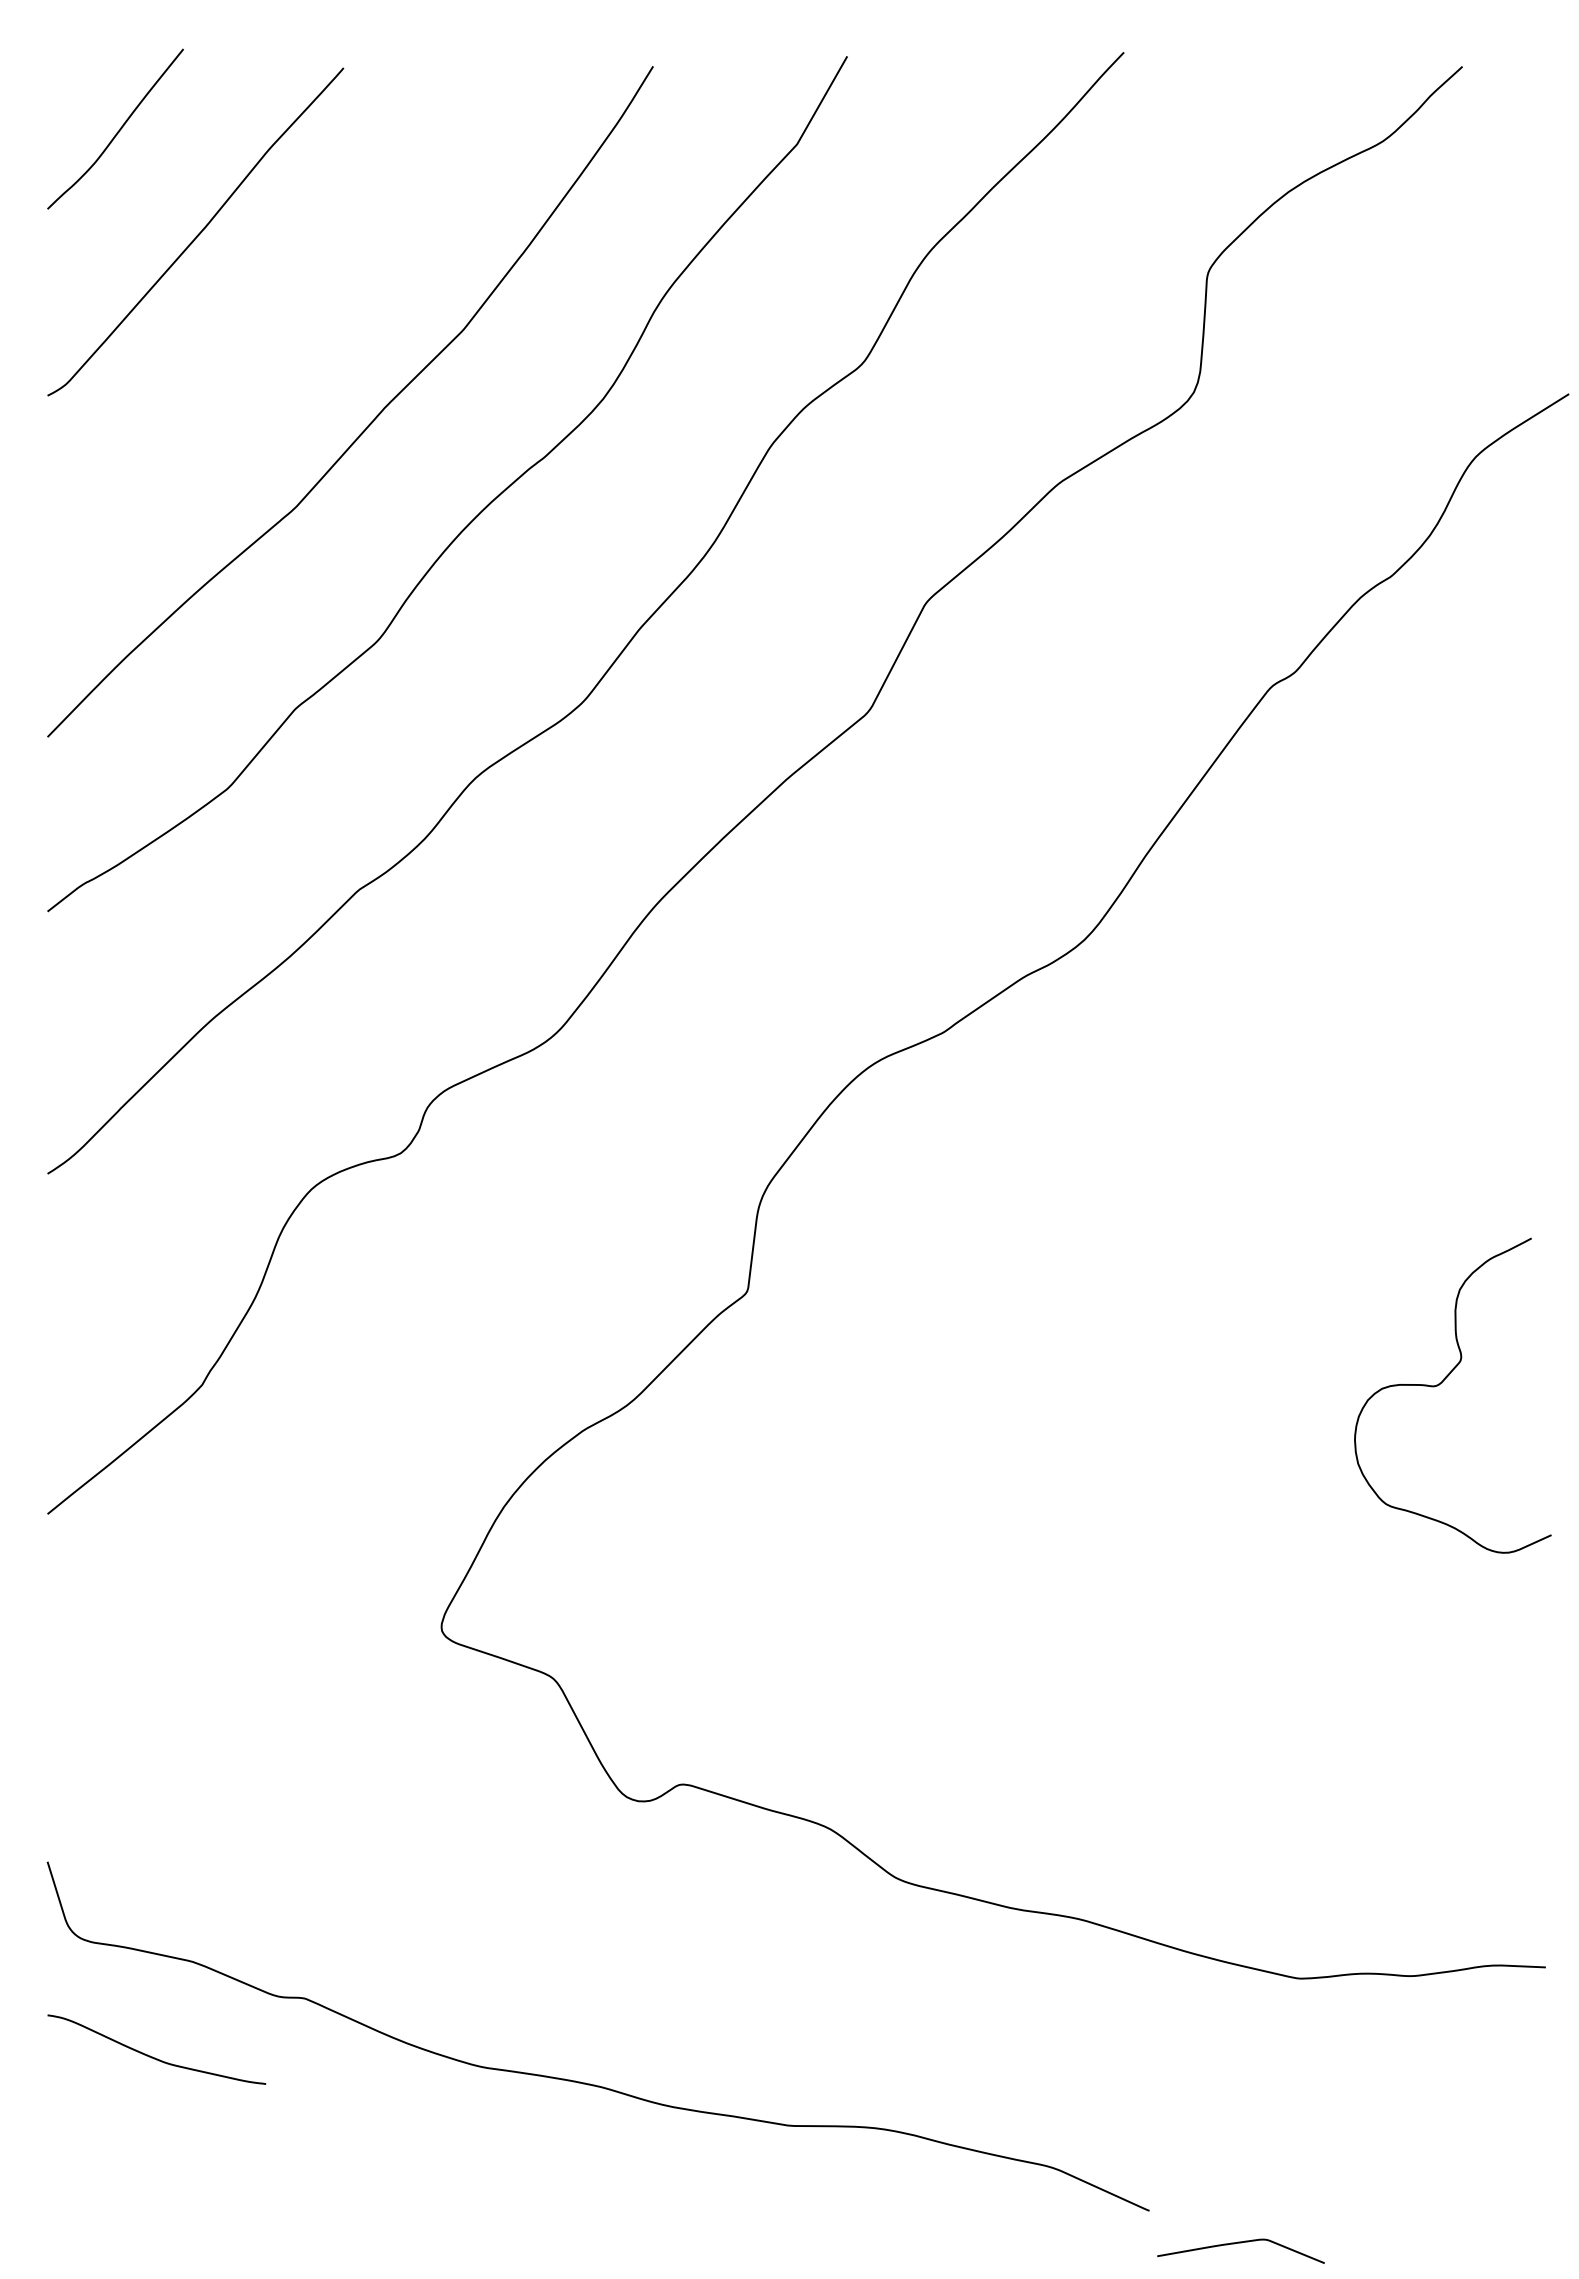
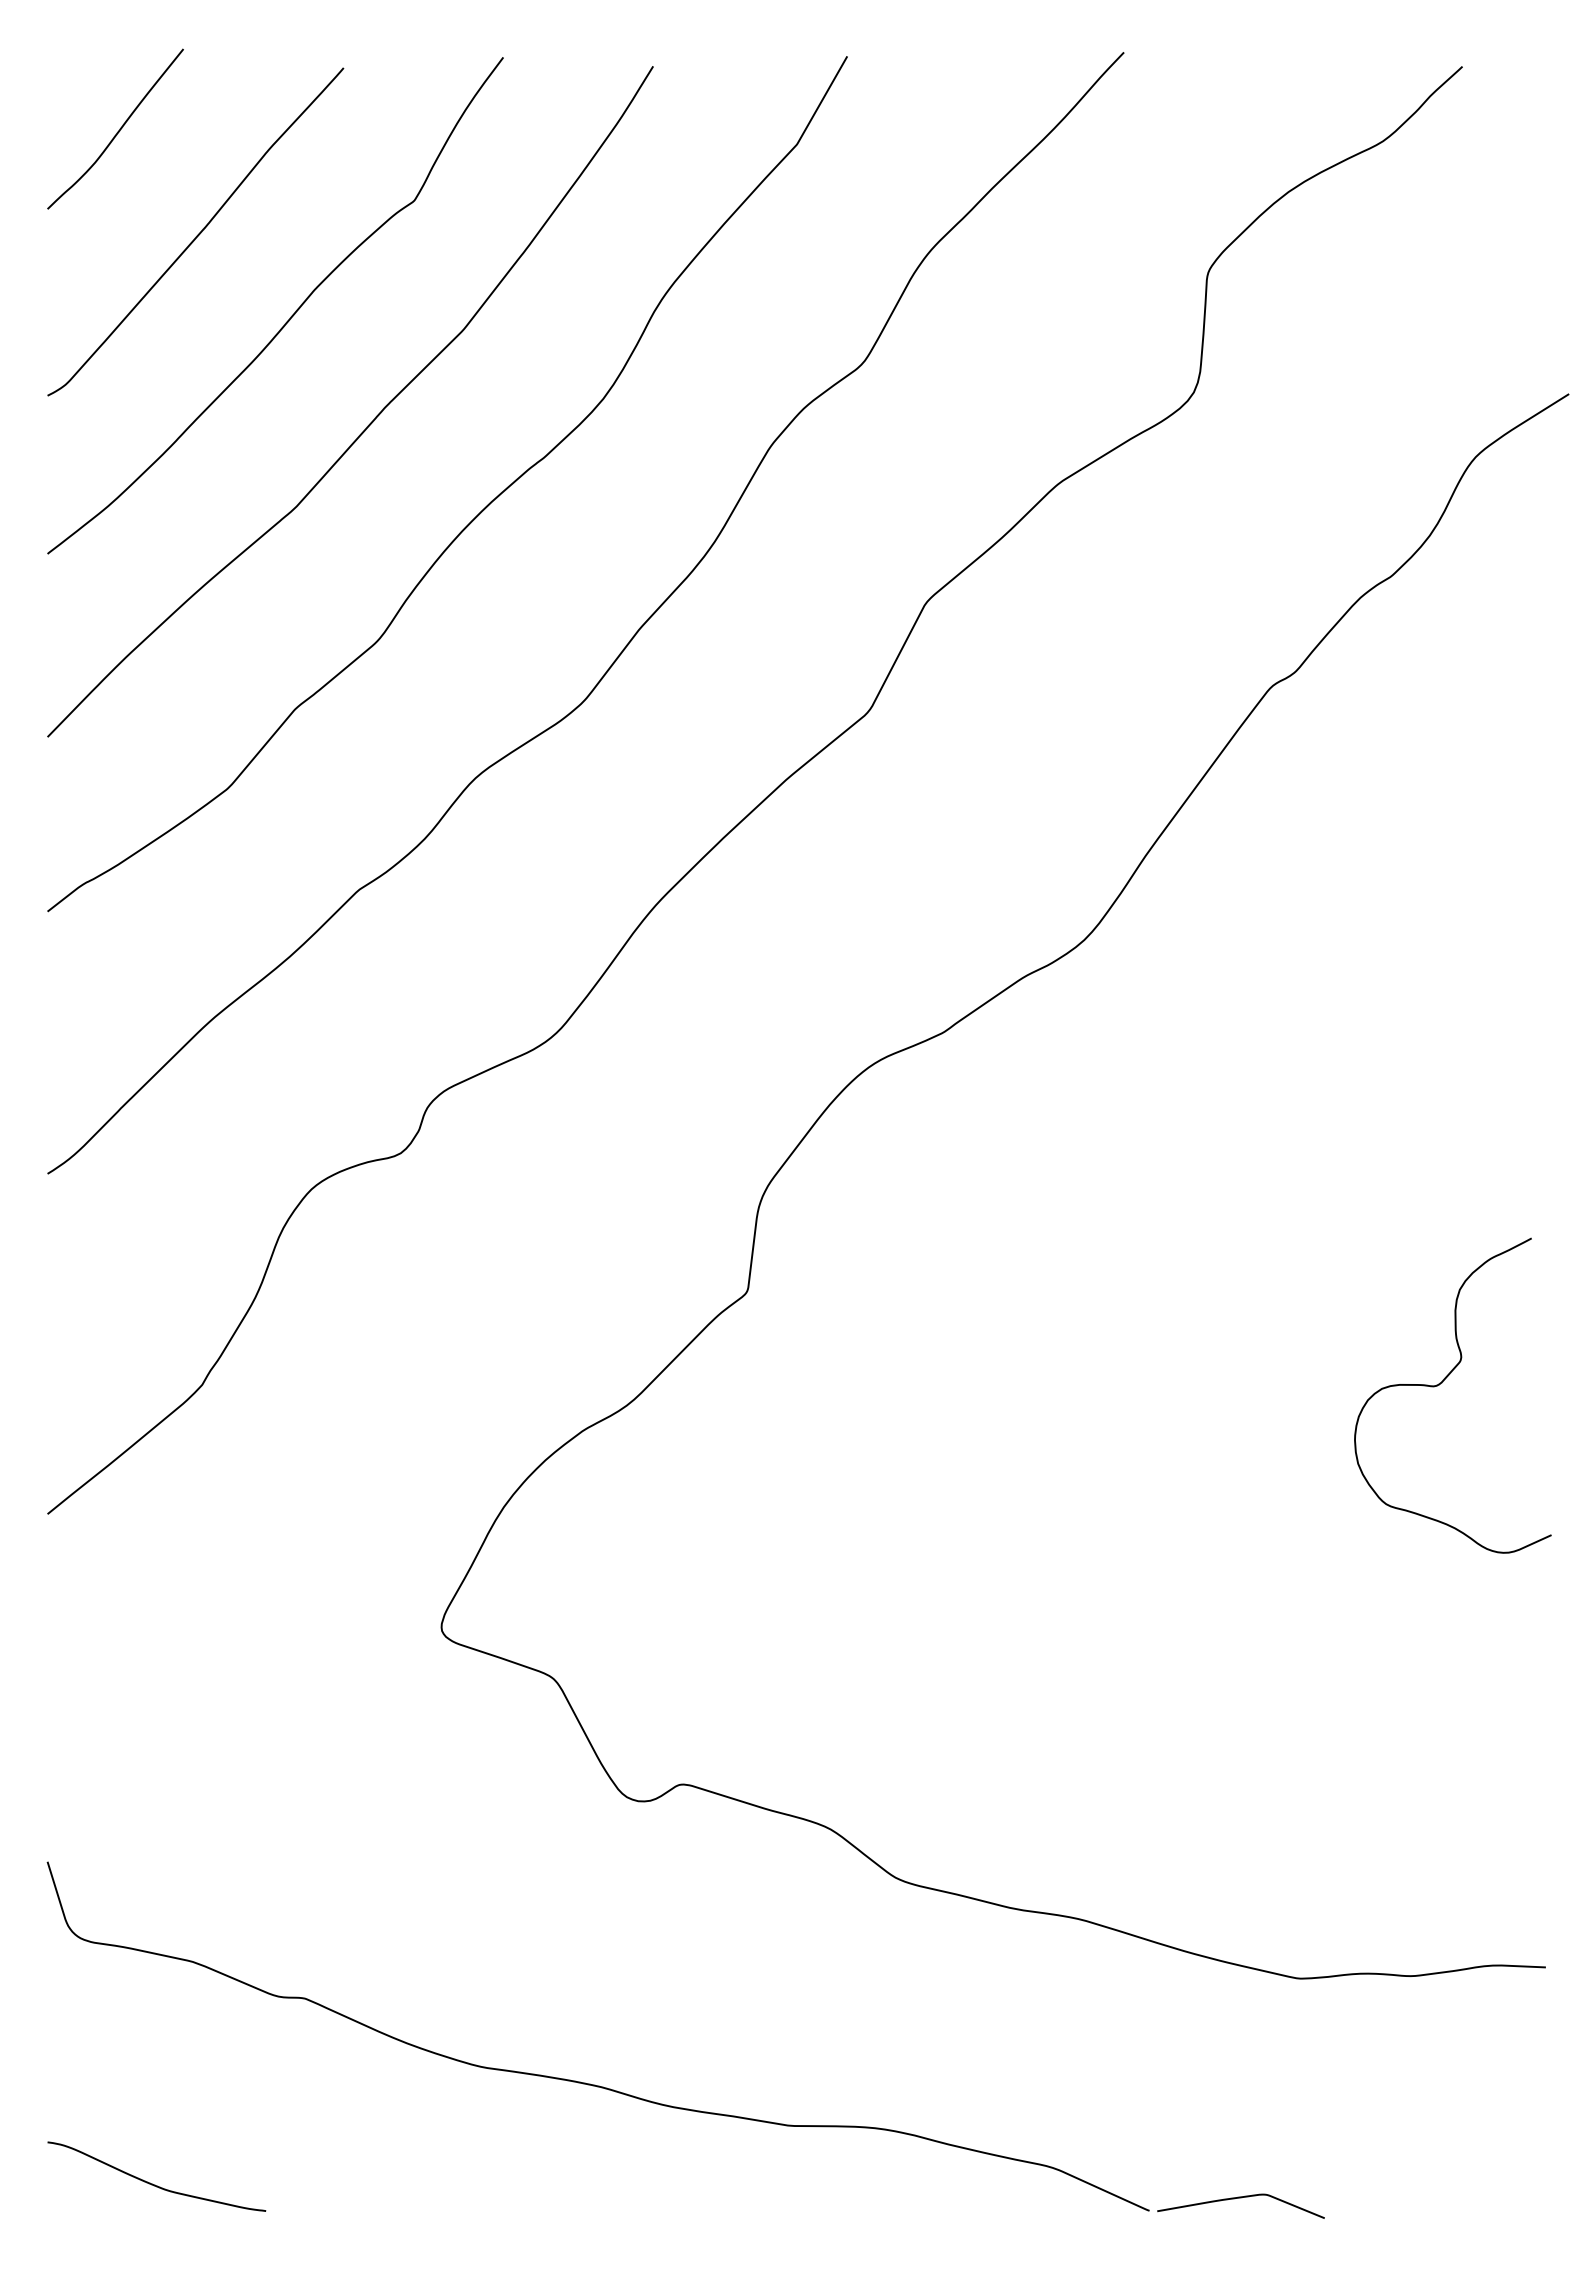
curve: none -> present (290, 316)
curve position: (152, 2056) -> (152, 2183) (152, 2183)
curve position: (1240, 2243) -> (1240, 2198) (1240, 2198)
